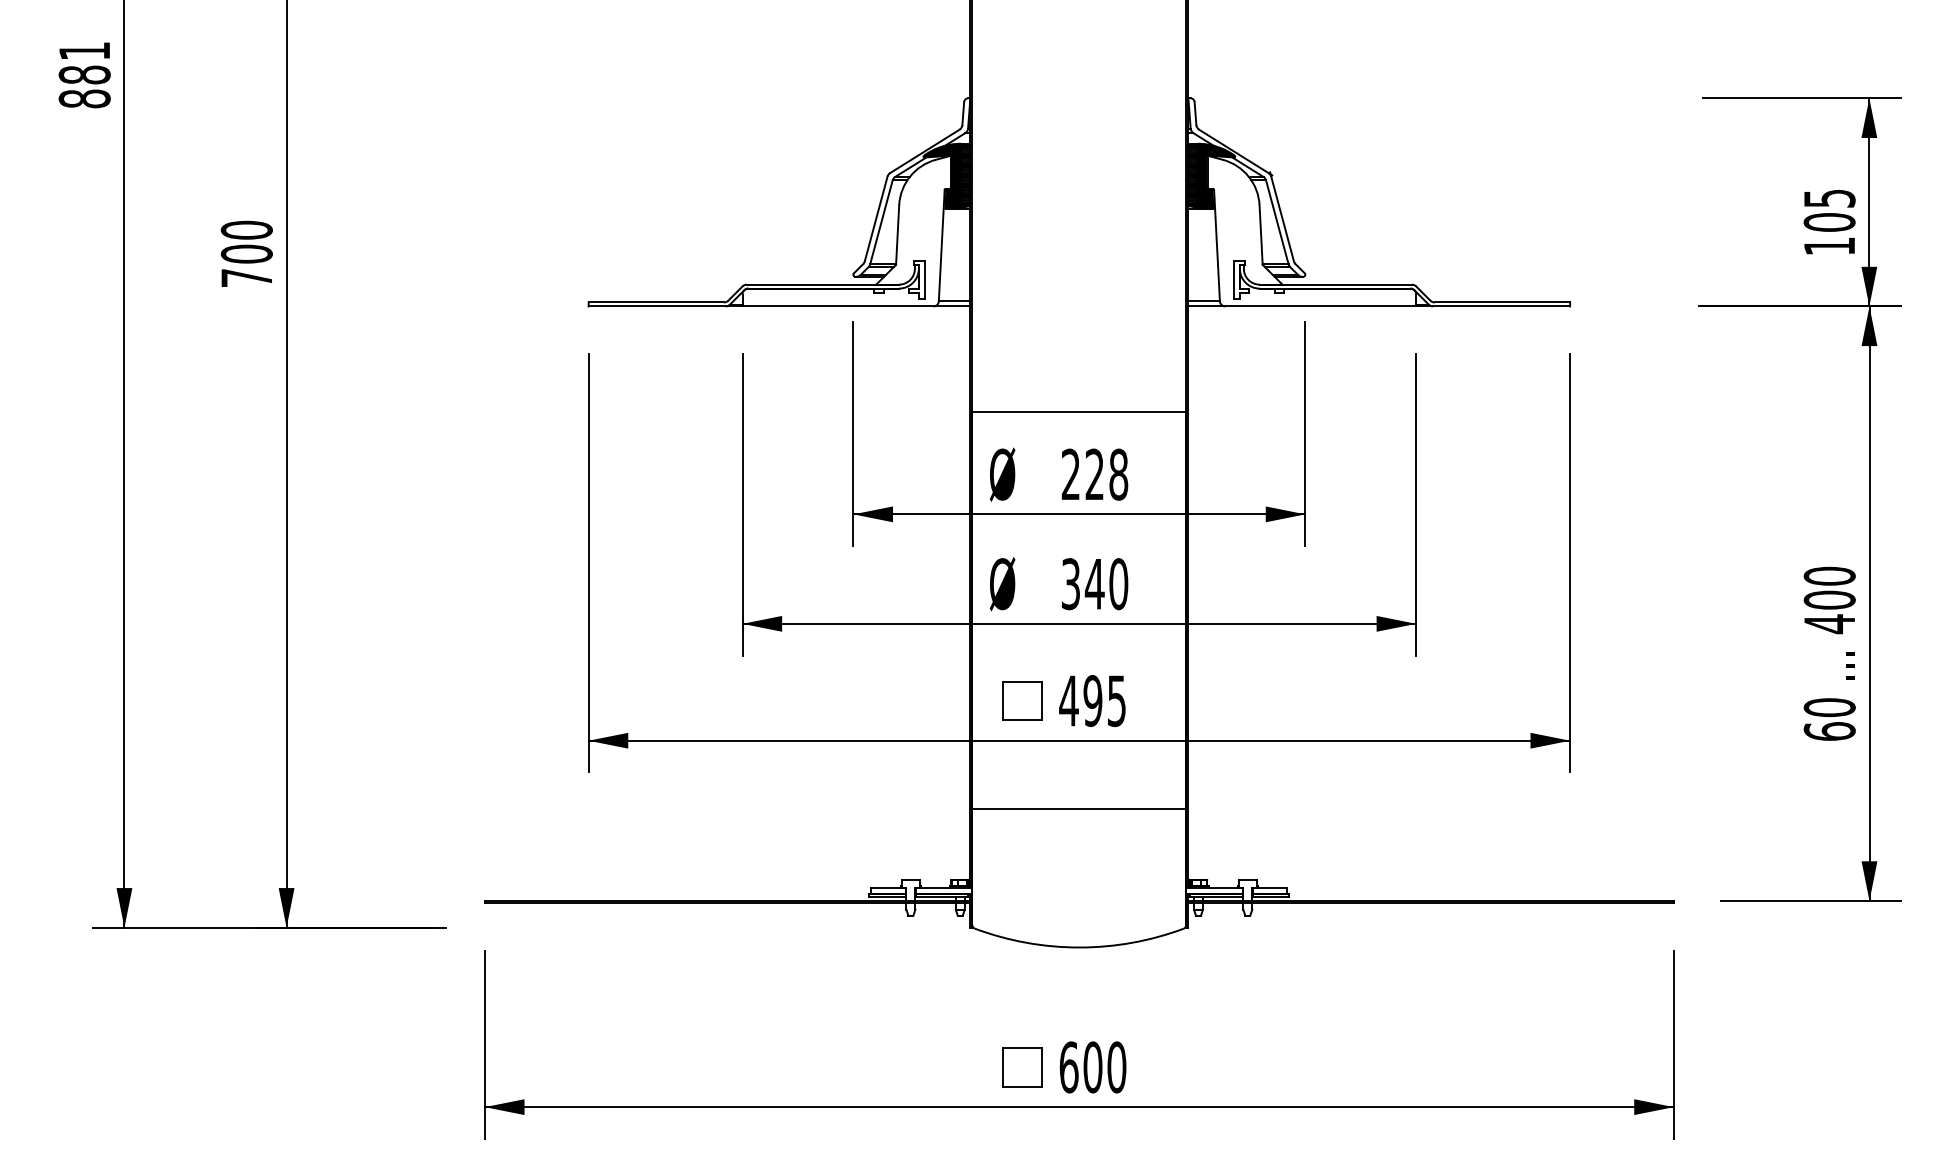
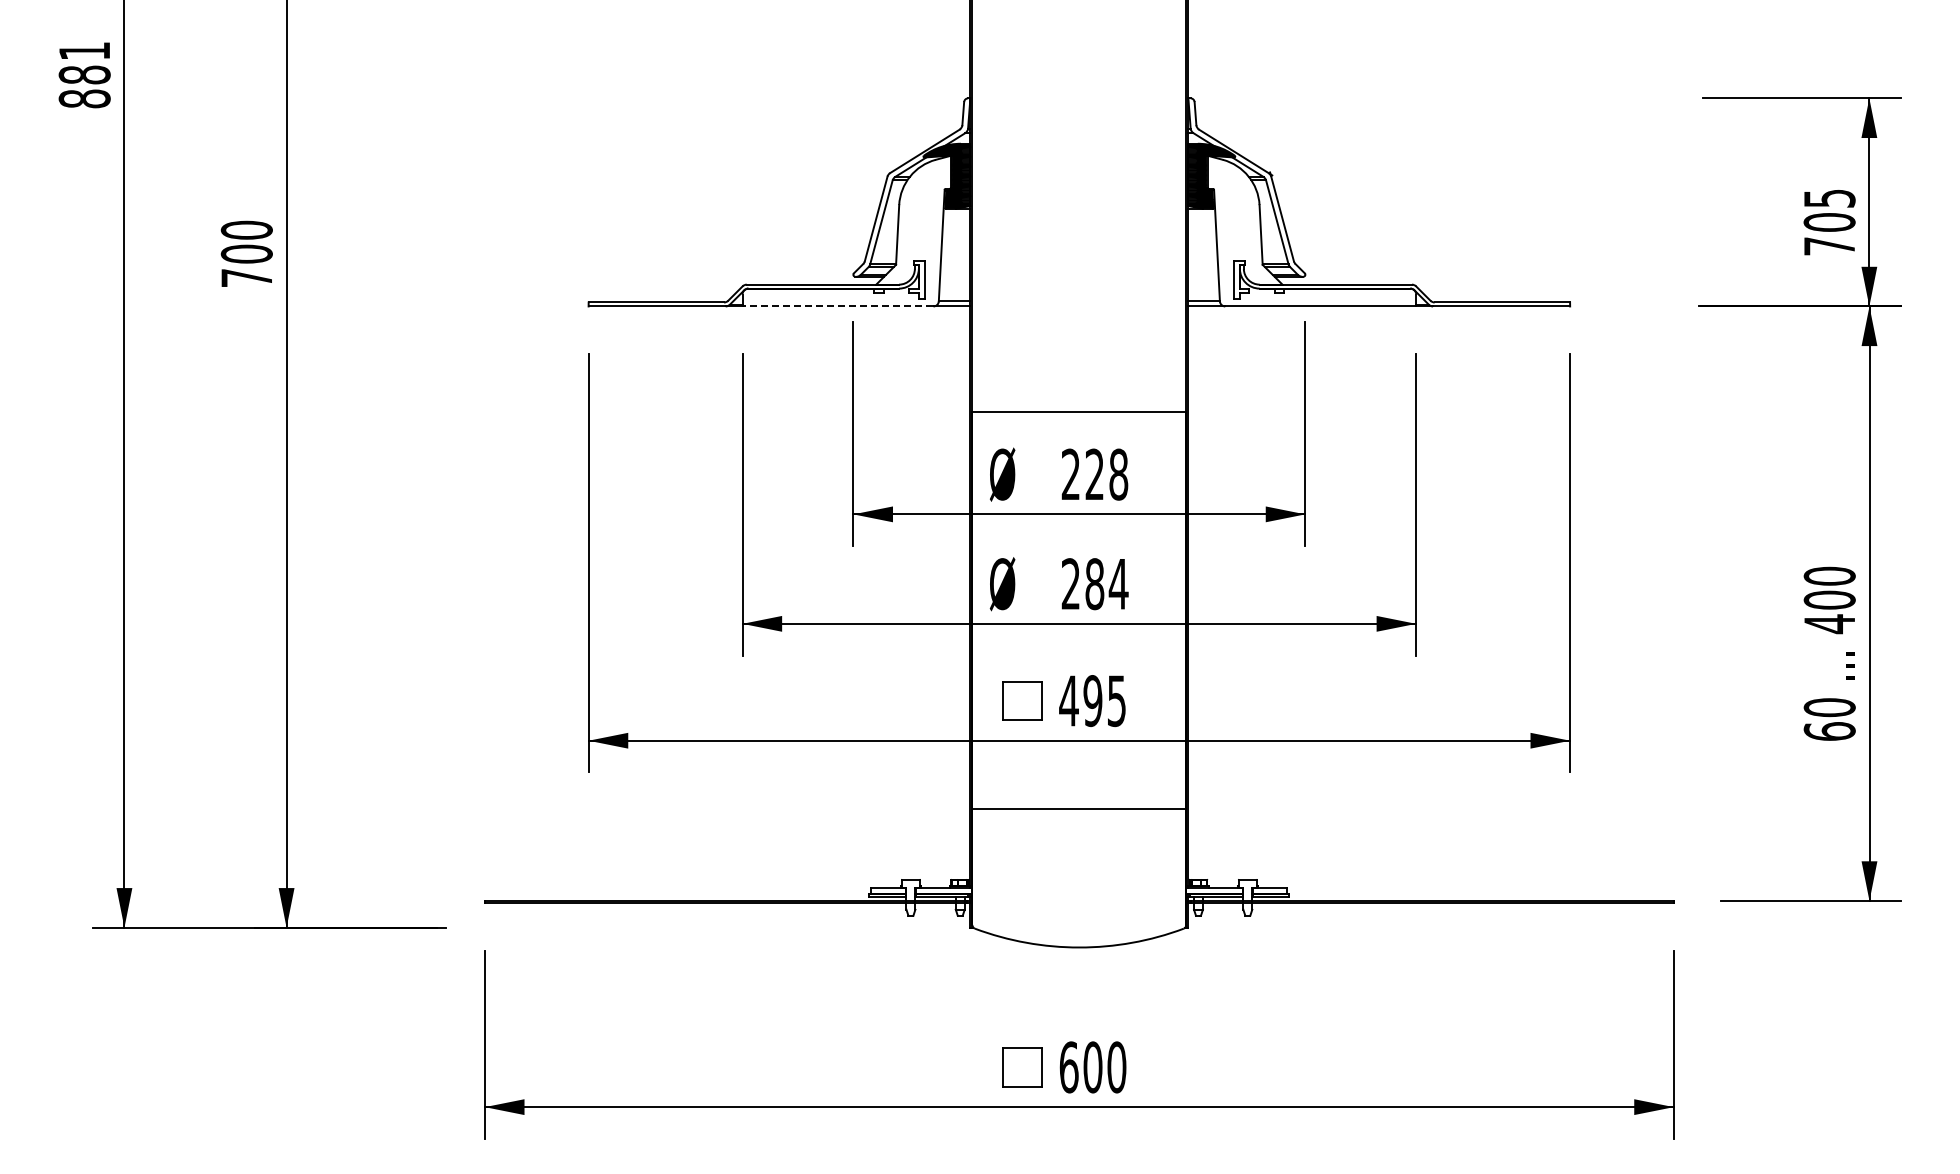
text: 105 -> 705 (1829, 246)
line: solid -> dashed (837, 306)
text: 340 -> 284 (1094, 584)
